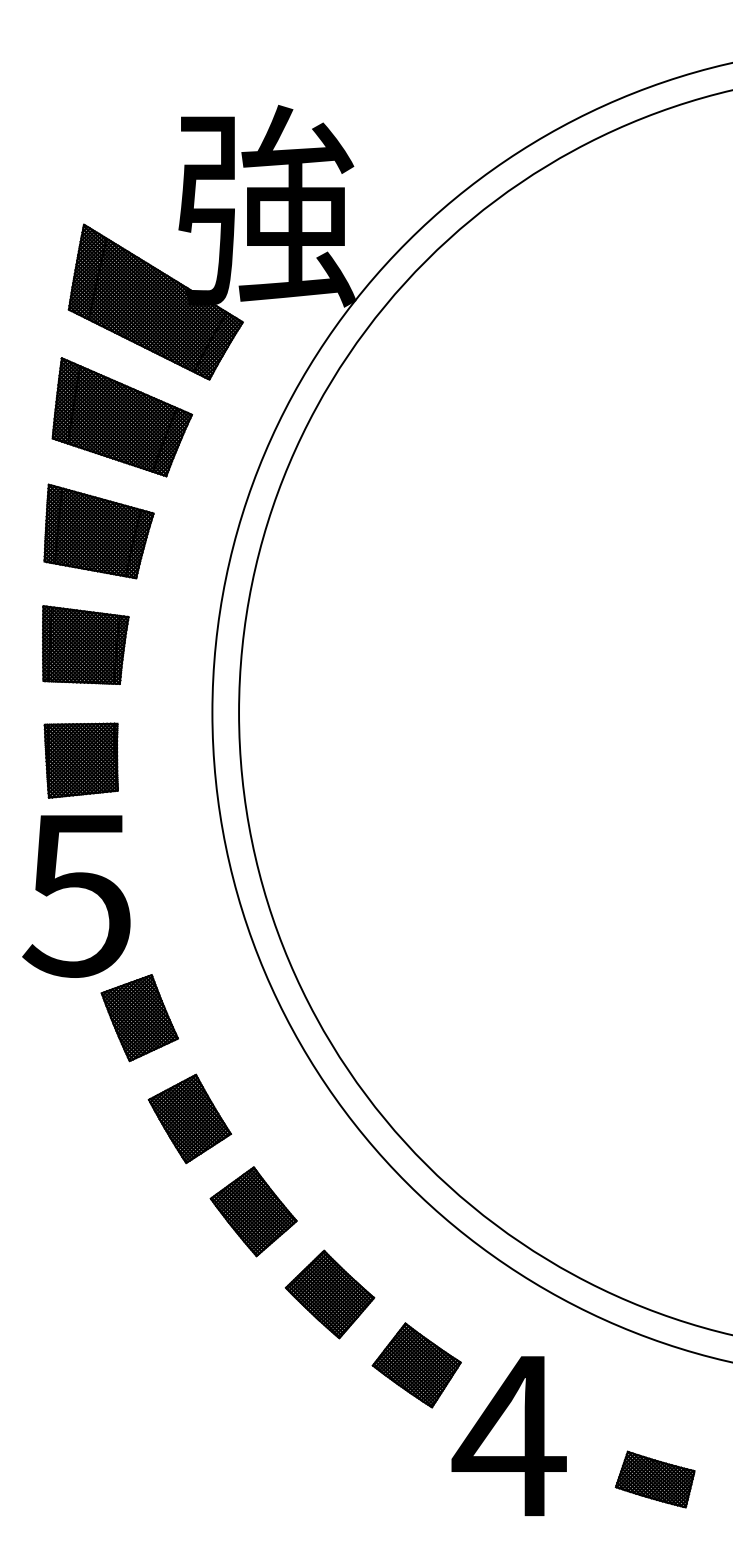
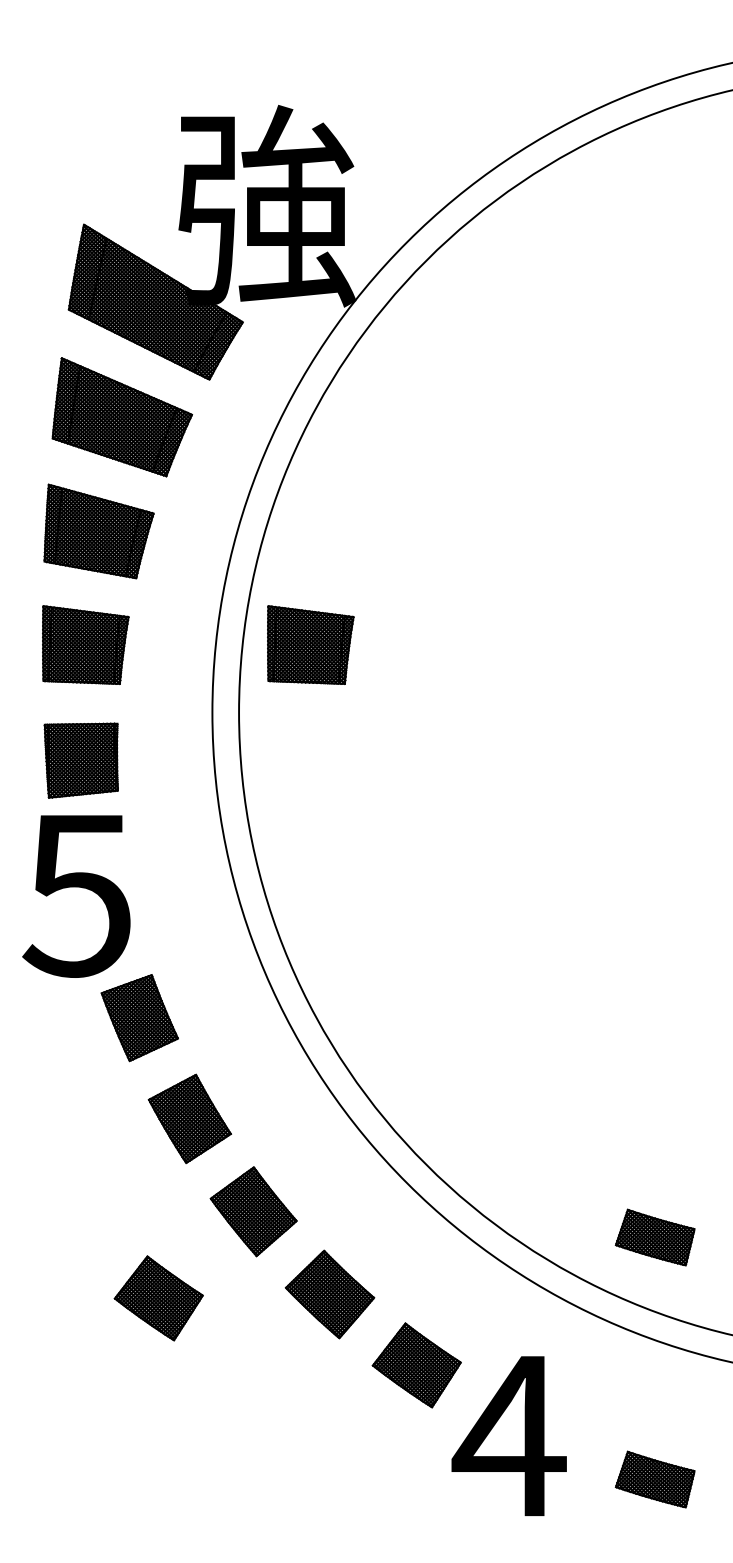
part: none -> present (310, 644)
part: none -> present (654, 1237)
part: none -> present (158, 1298)
